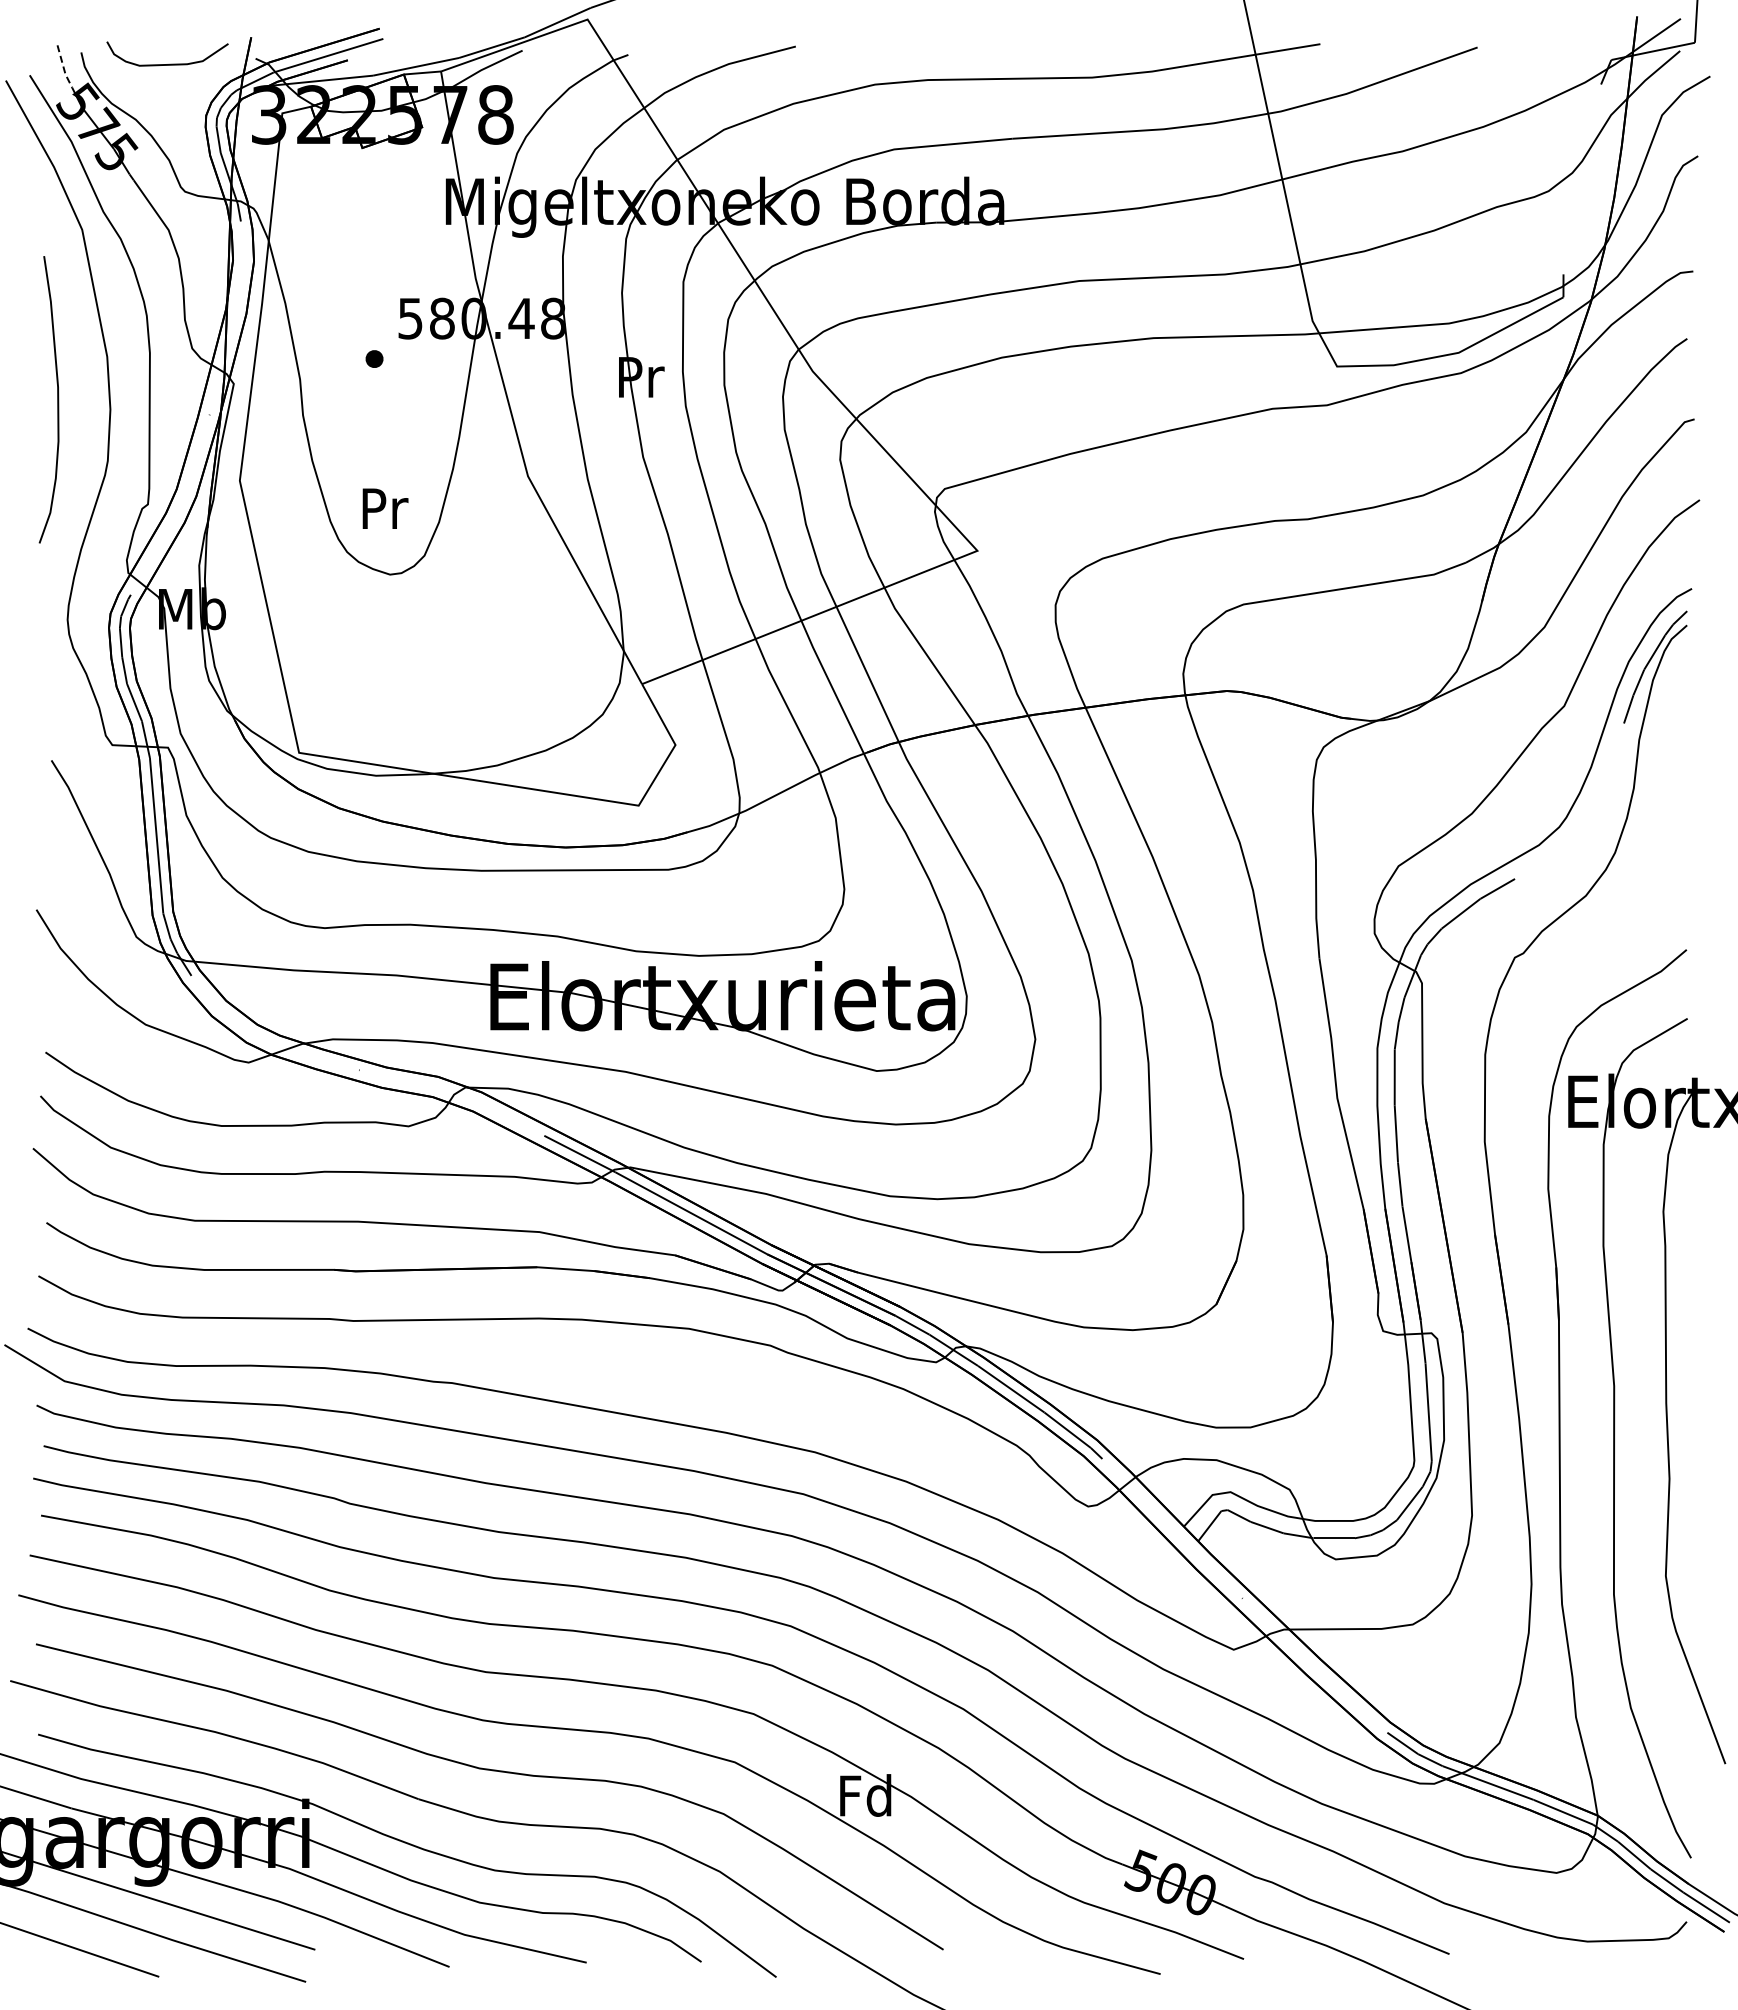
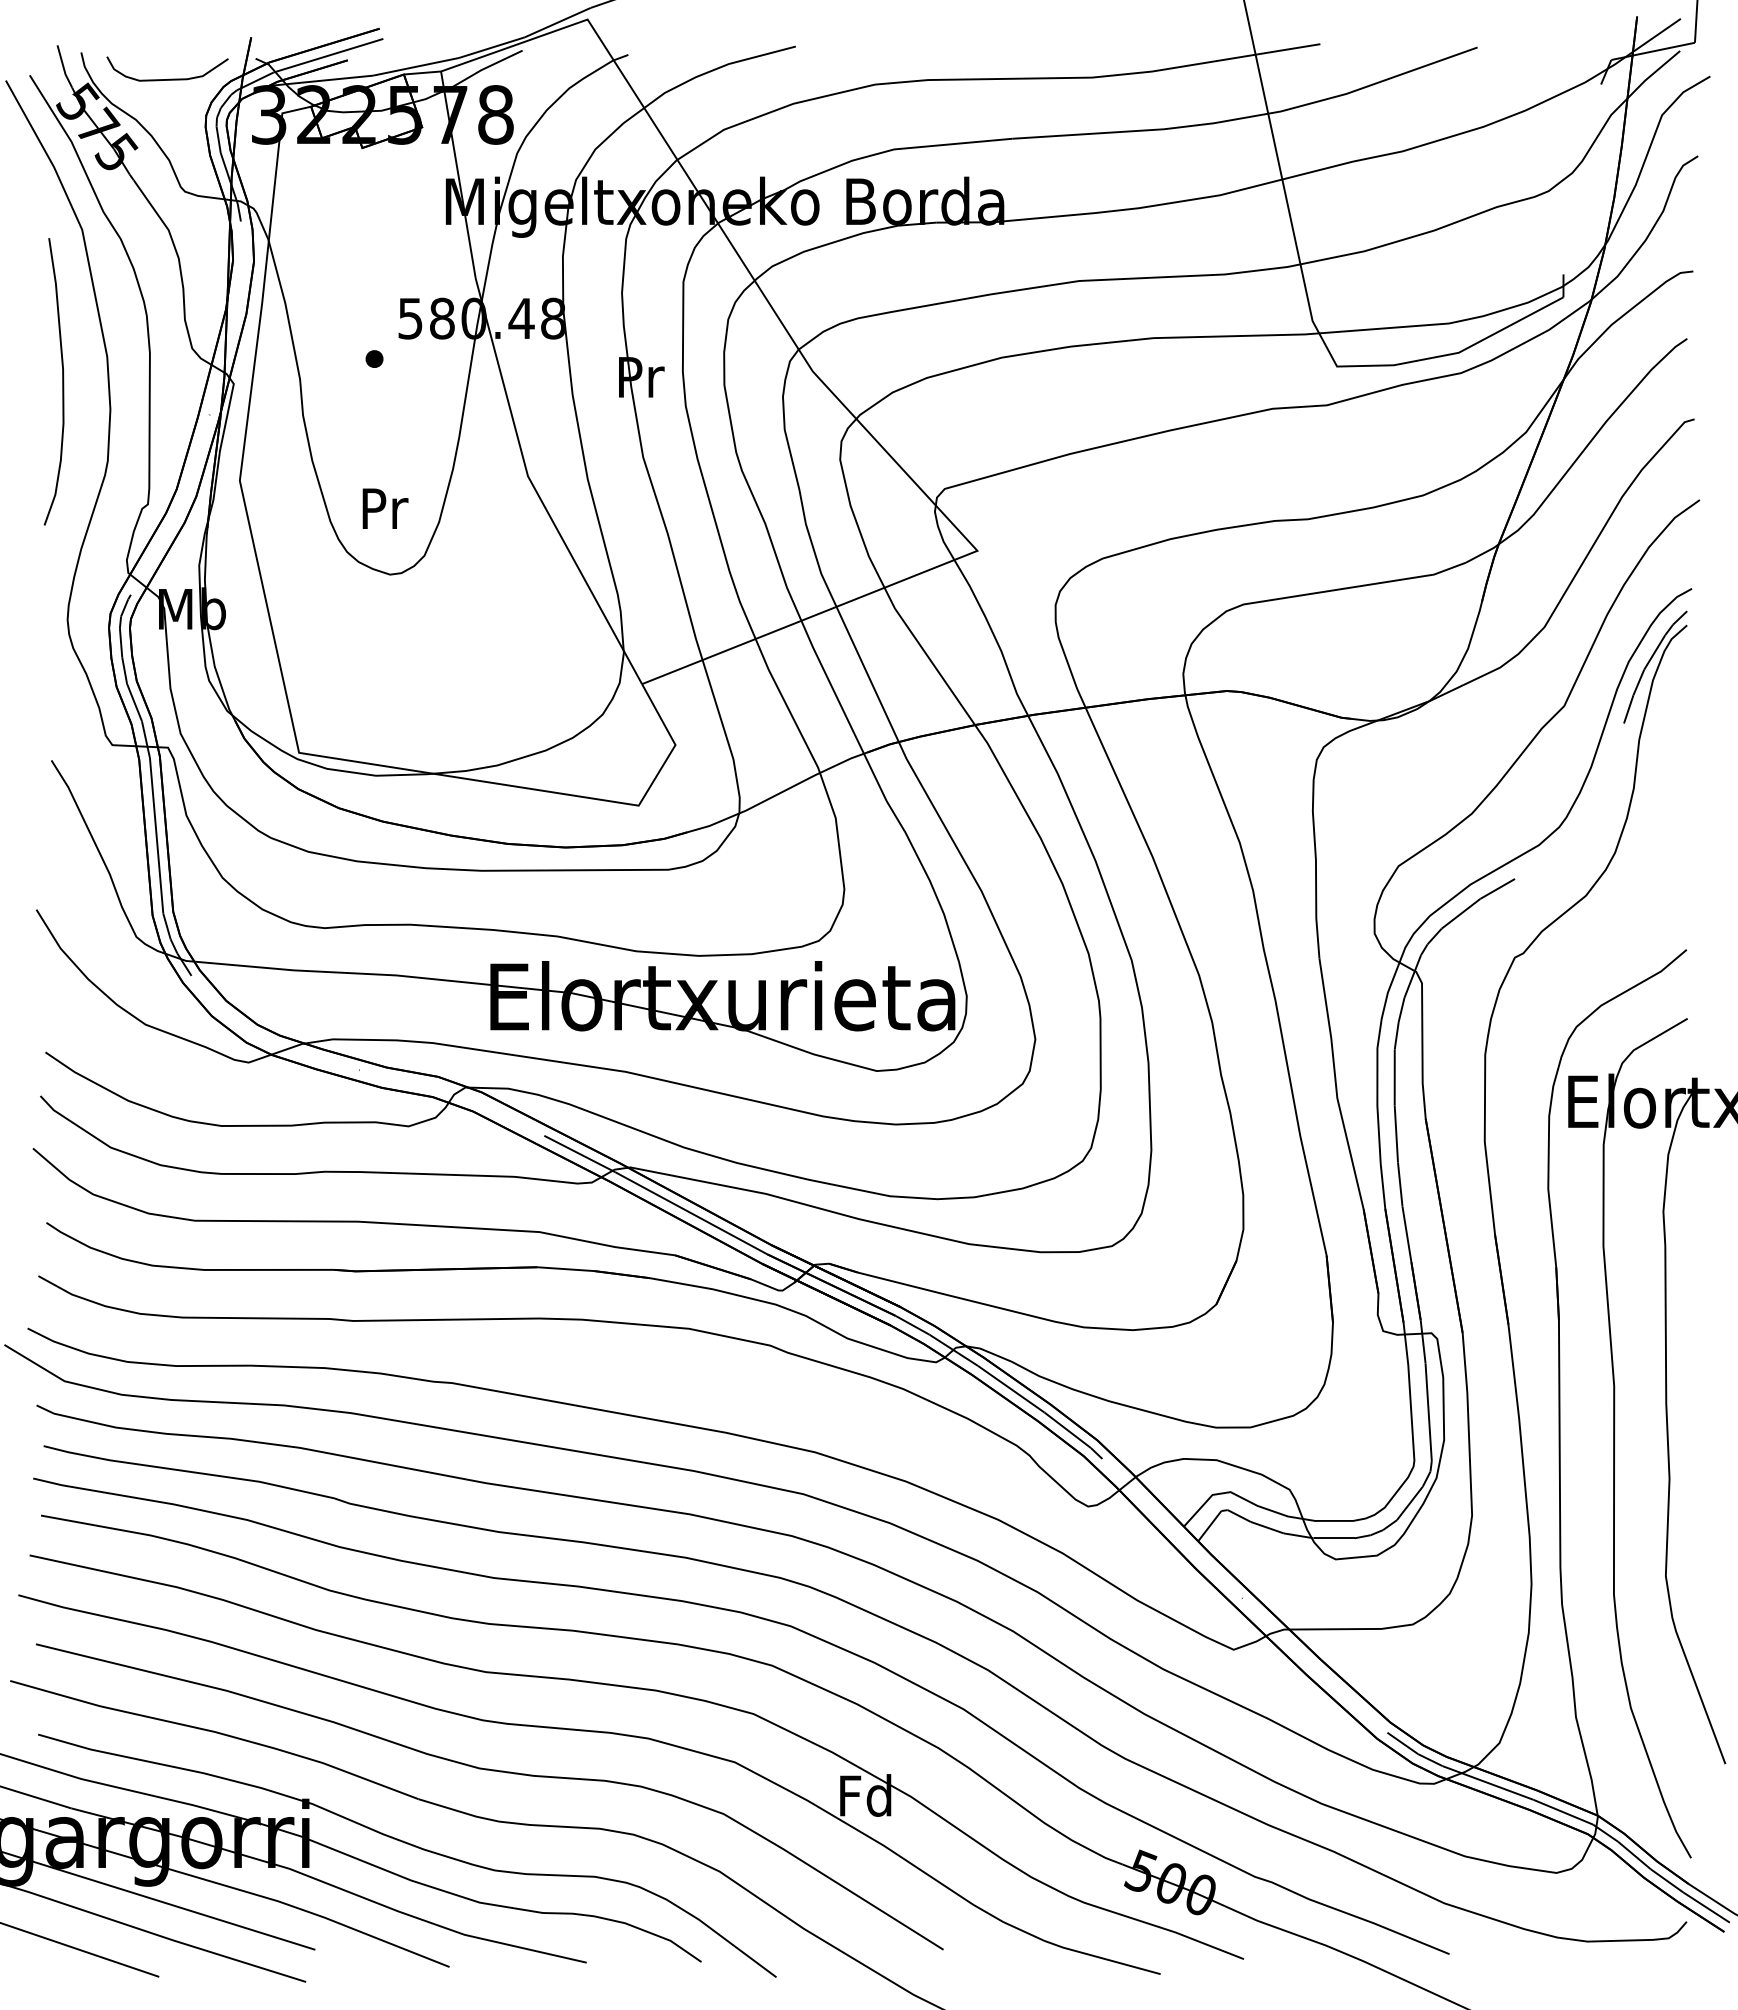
curve position: (169, 63) -> (169, 78) (169, 78)
line: dashed -> solid (63, 67)
curve position: (57, 399) -> (62, 381) (62, 381)
